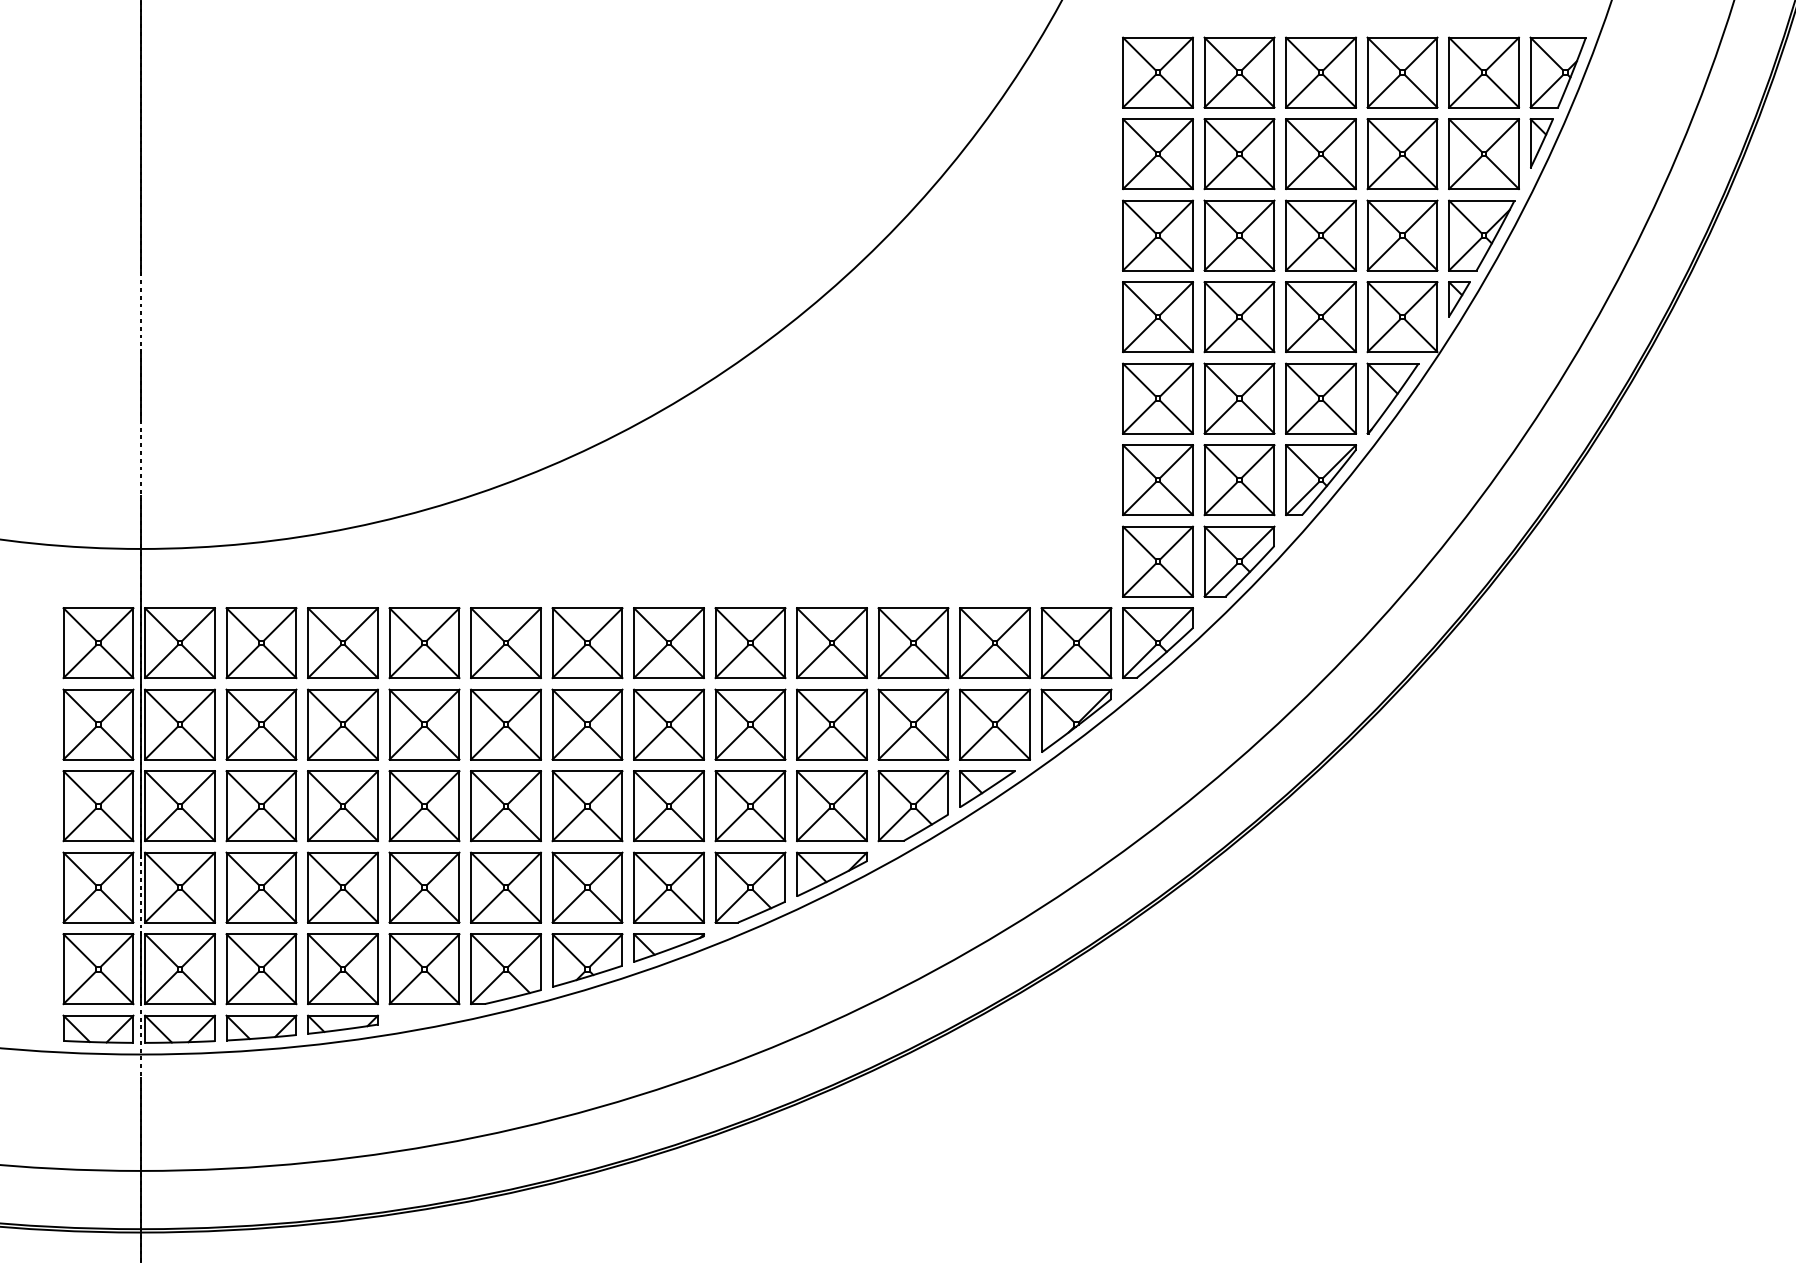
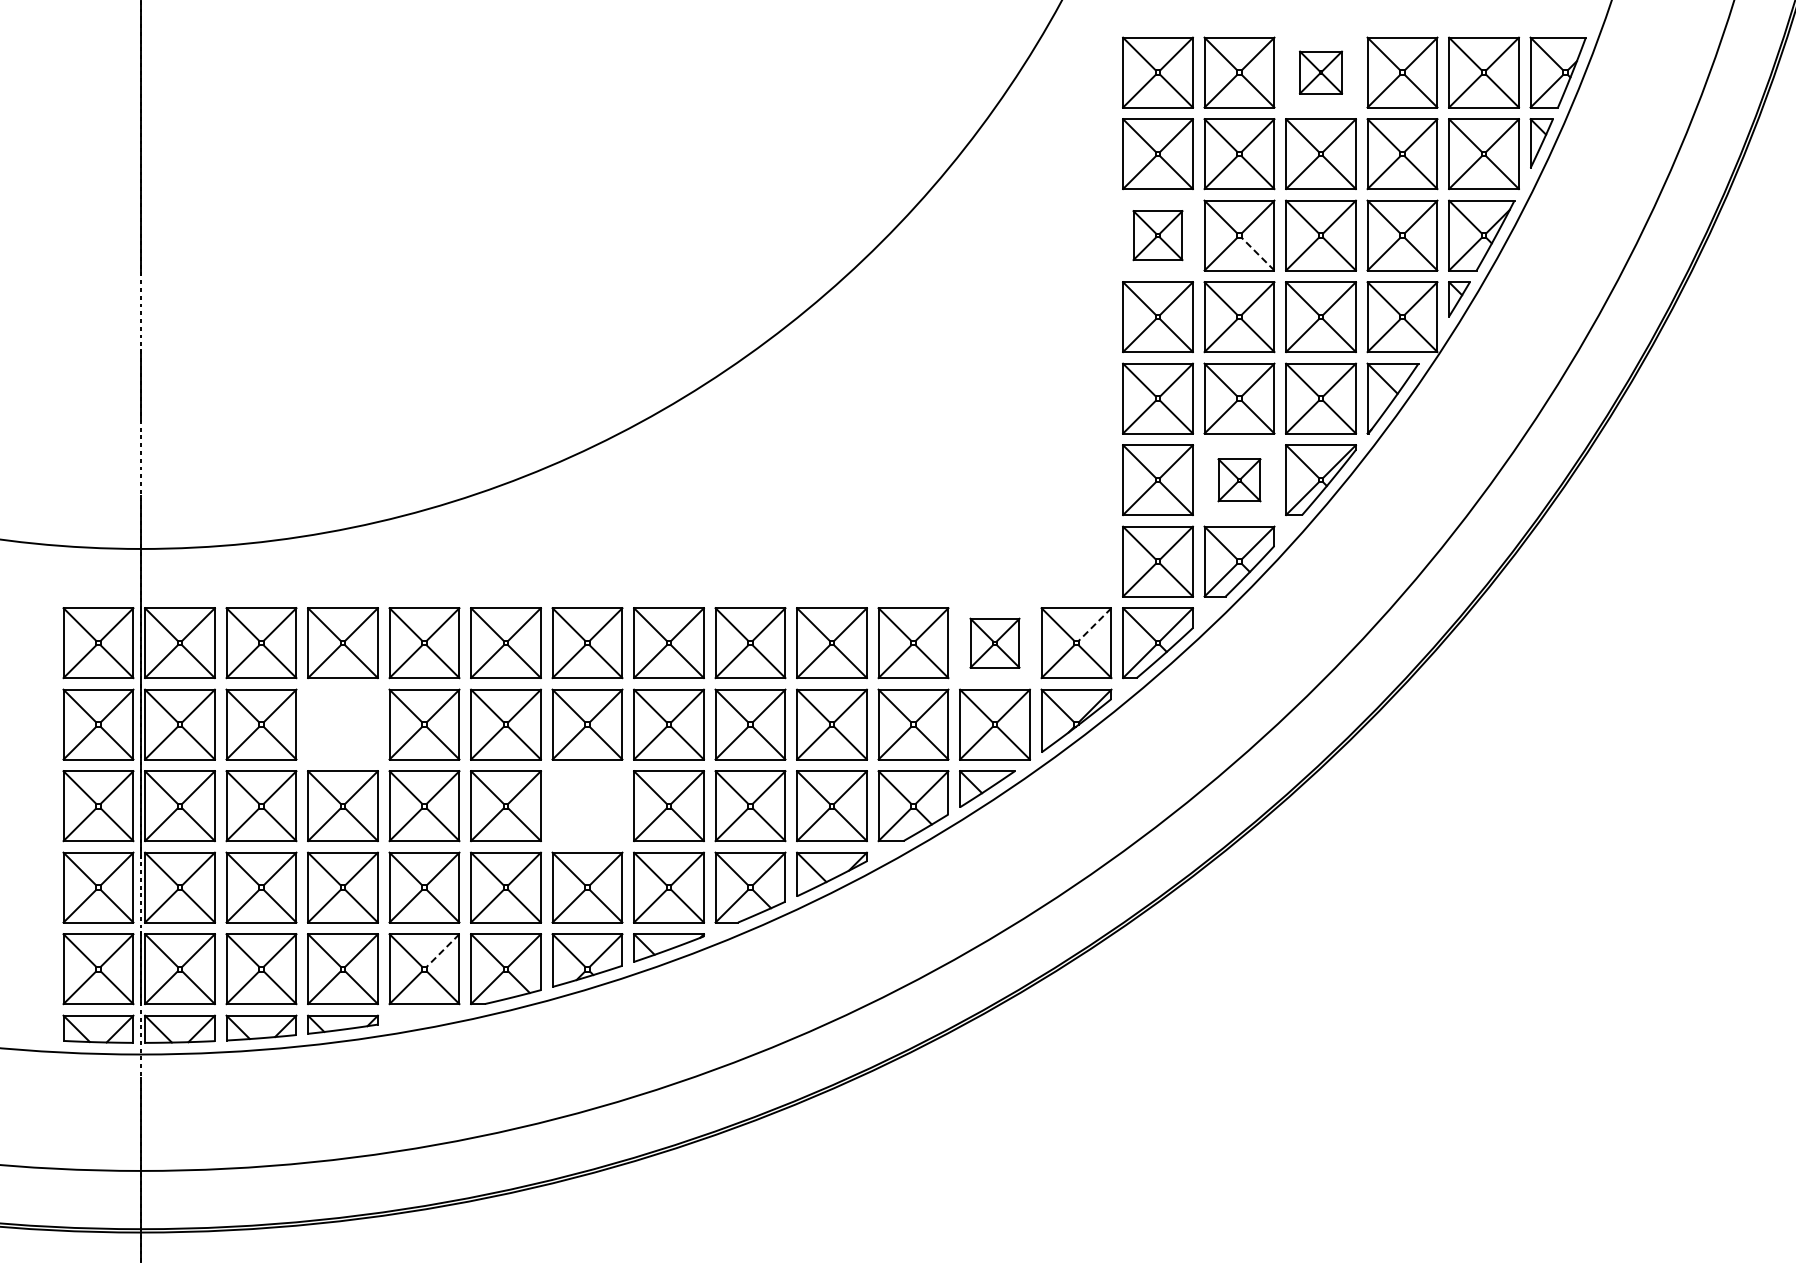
part size: 72x73 px -> 44x45 px (1320, 72)
part size: 72x73 px -> 52x52 px (1157, 235)
line: solid -> dashed (1257, 253)
part size: 73x73 px -> 45x45 px (1239, 480)
line: solid -> dashed (1094, 624)
part size: 72x73 px -> 52x52 px (994, 642)
part: present -> none (342, 724)
part: present -> none (587, 806)
line: solid -> dashed (442, 950)
